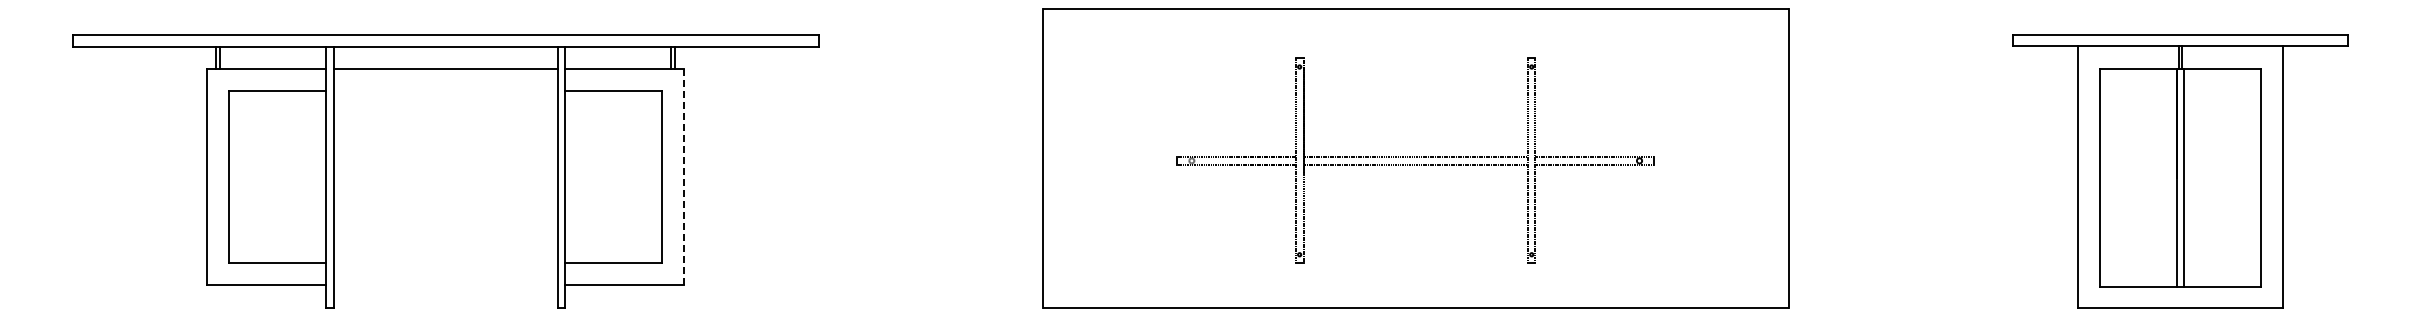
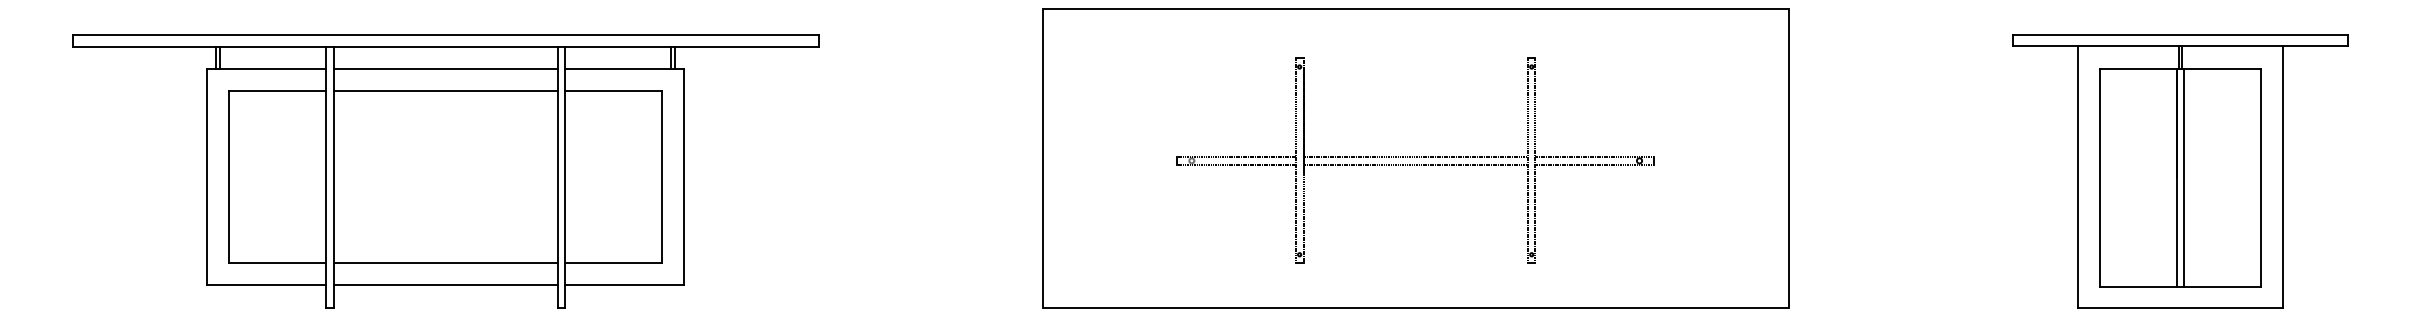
line: none -> present (445, 91)
line: dashed -> solid (684, 177)
line: none -> present (445, 262)
line: none -> present (445, 285)
